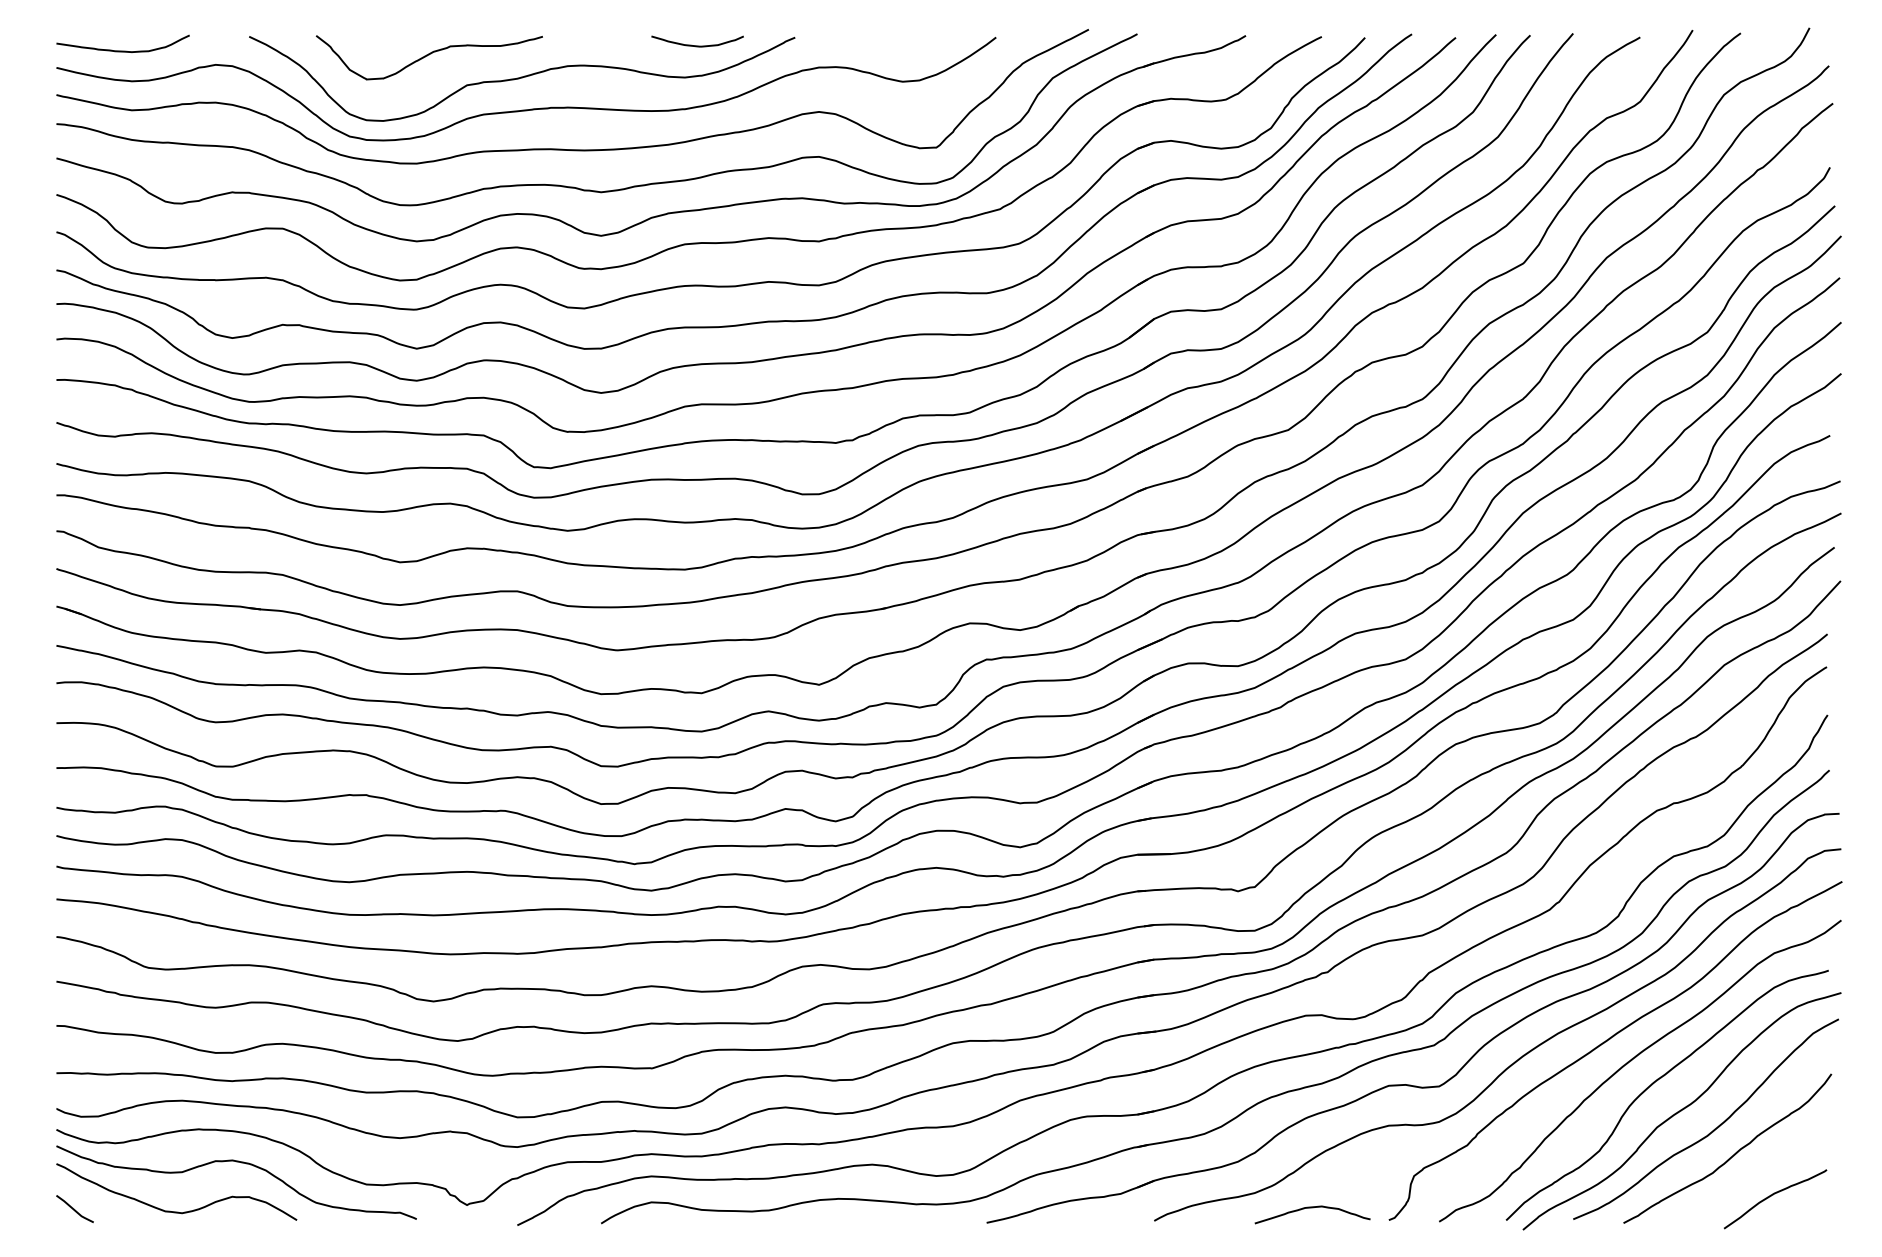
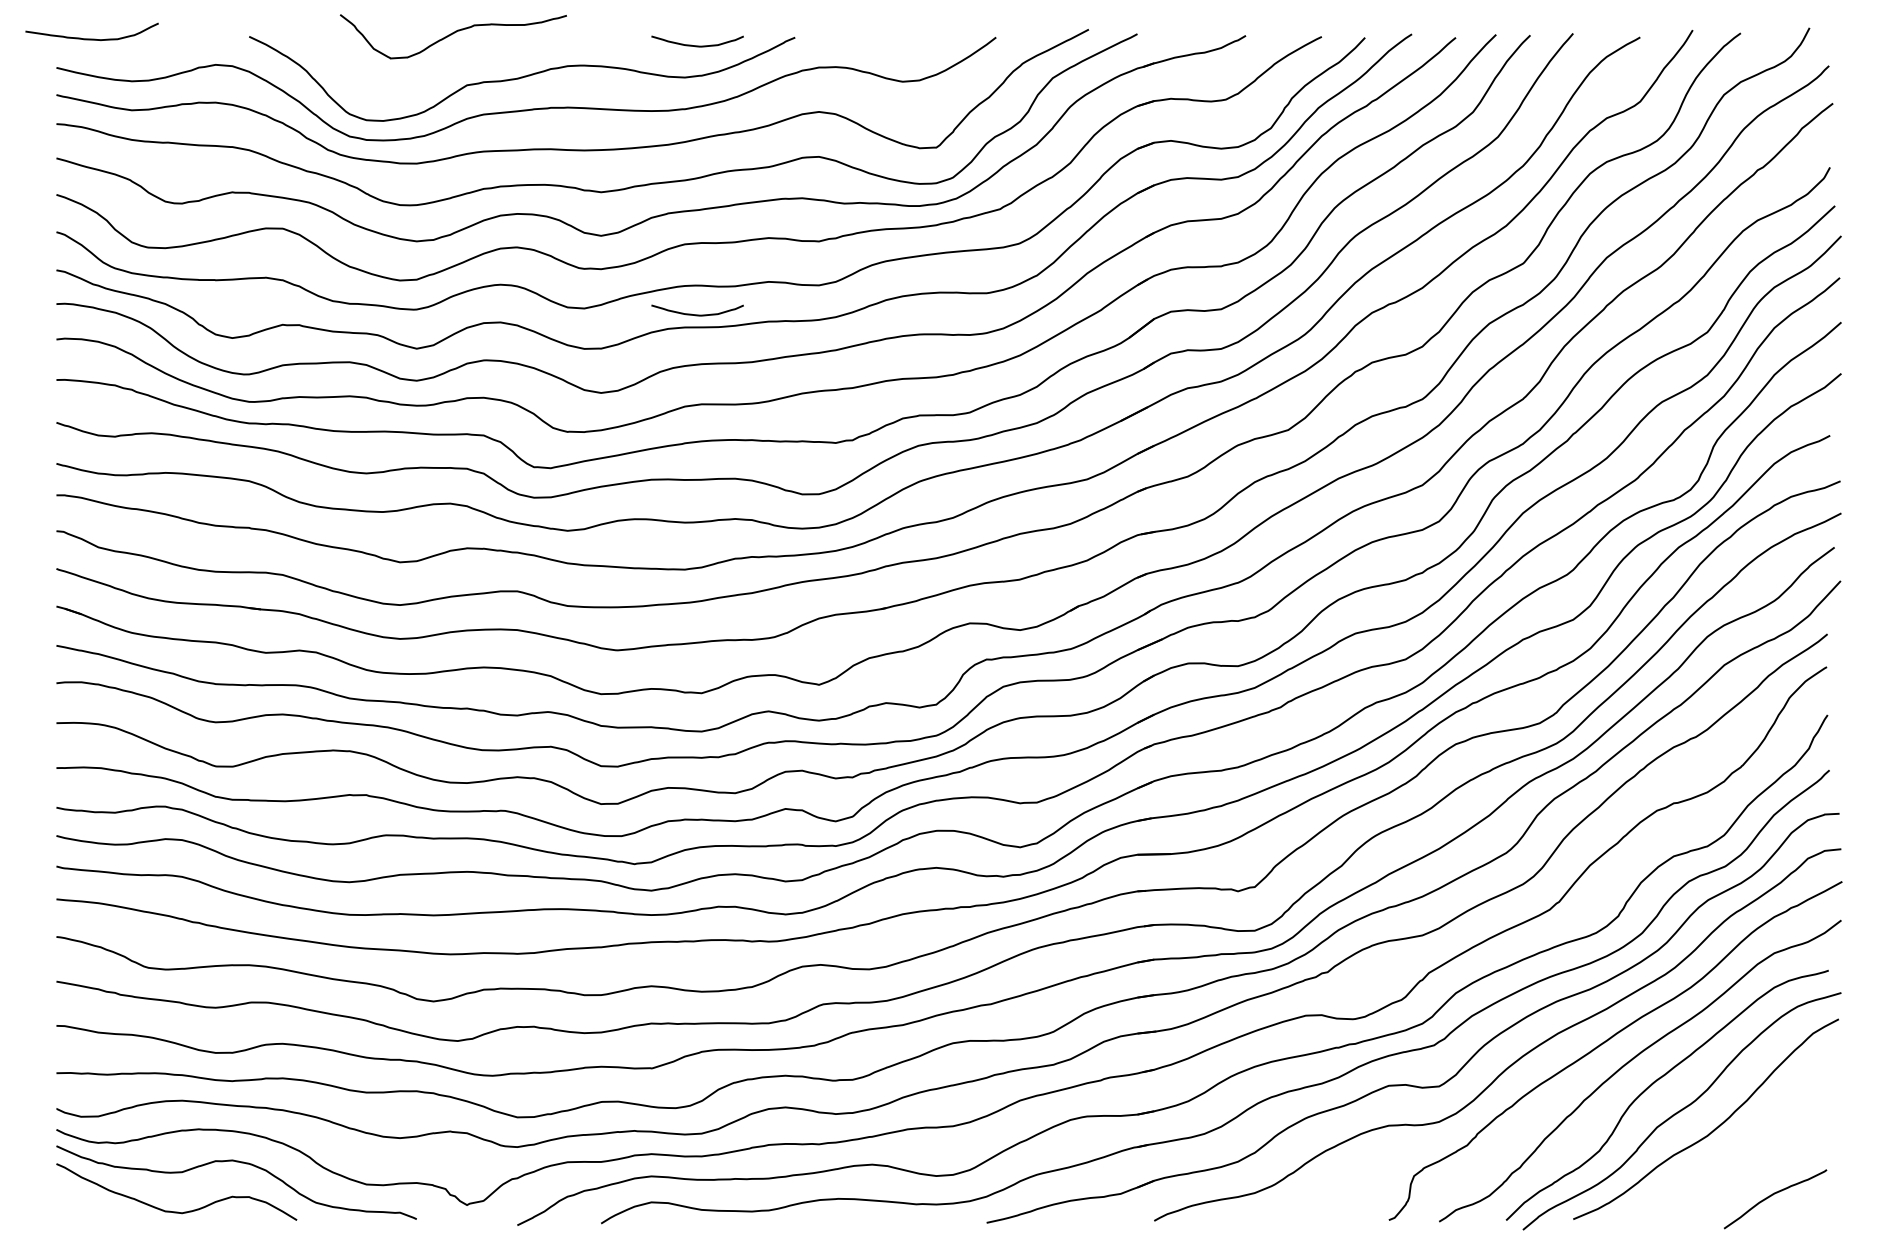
curve position: (122, 50) -> (91, 38) (91, 38)
curve position: (427, 56) -> (451, 35) (451, 35)
curve: none -> present (697, 314)
curve: present -> none (1733, 1154)
line: present -> none (74, 1208)
curve: present -> none (1312, 1208)
